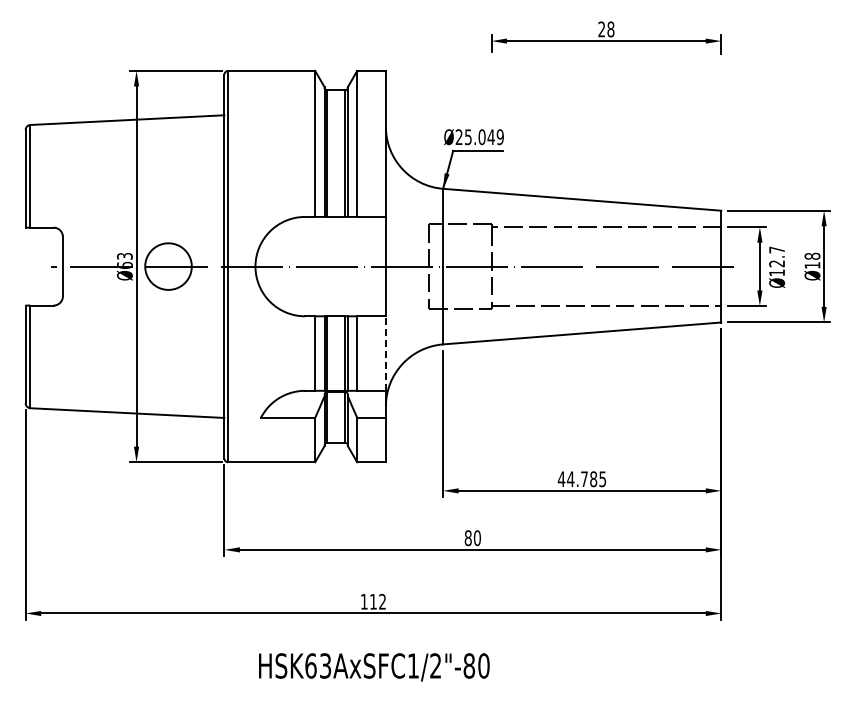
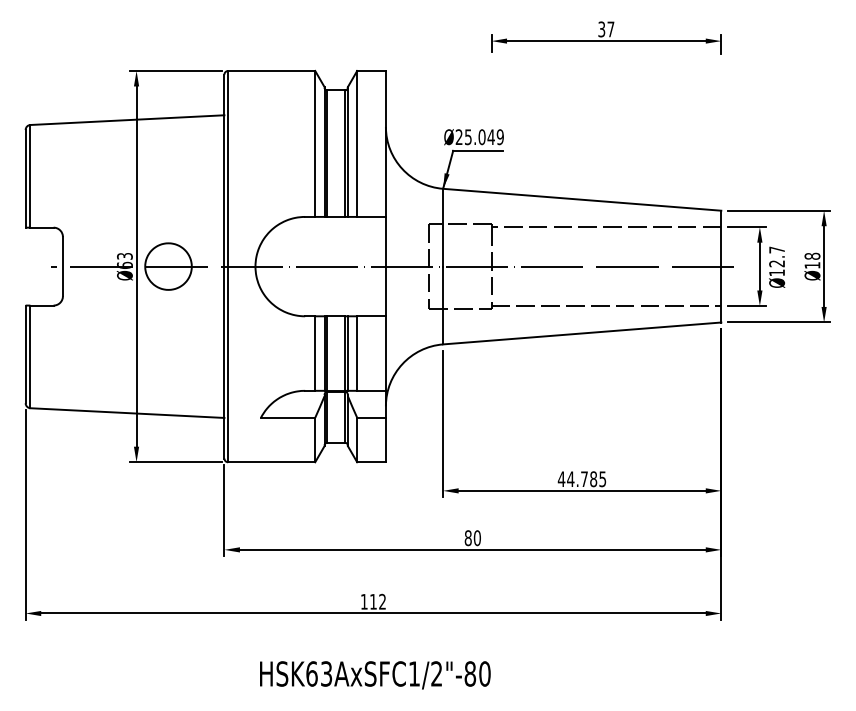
text: 28 -> 37 (606, 29)
line: dashed -> solid (385, 353)
text position: (374, 667) -> (375, 675) (375, 675)
